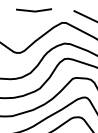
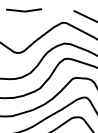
line position: (34, 10) -> (24, 10) (24, 10)
